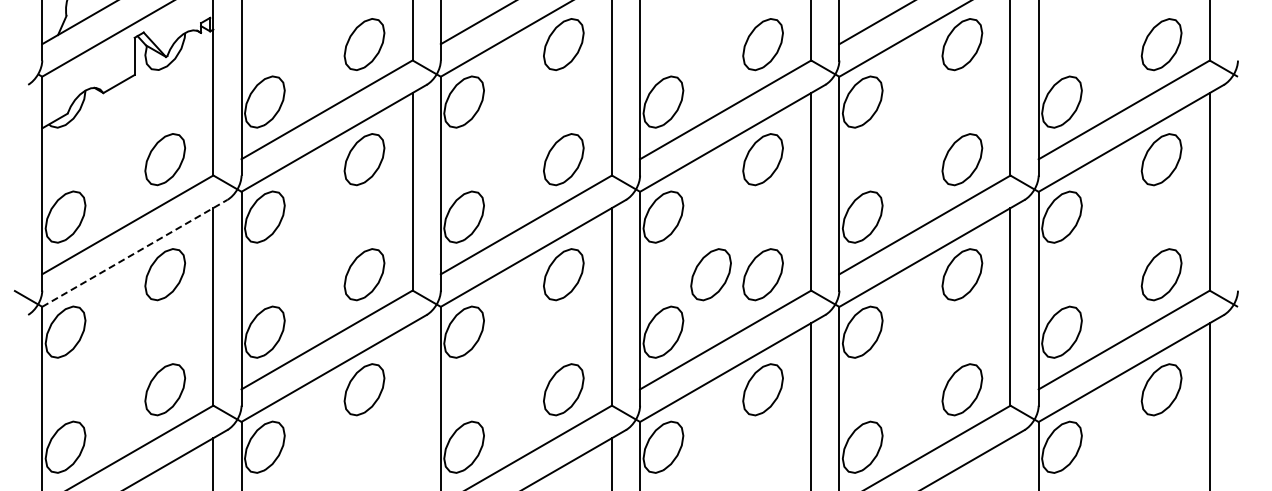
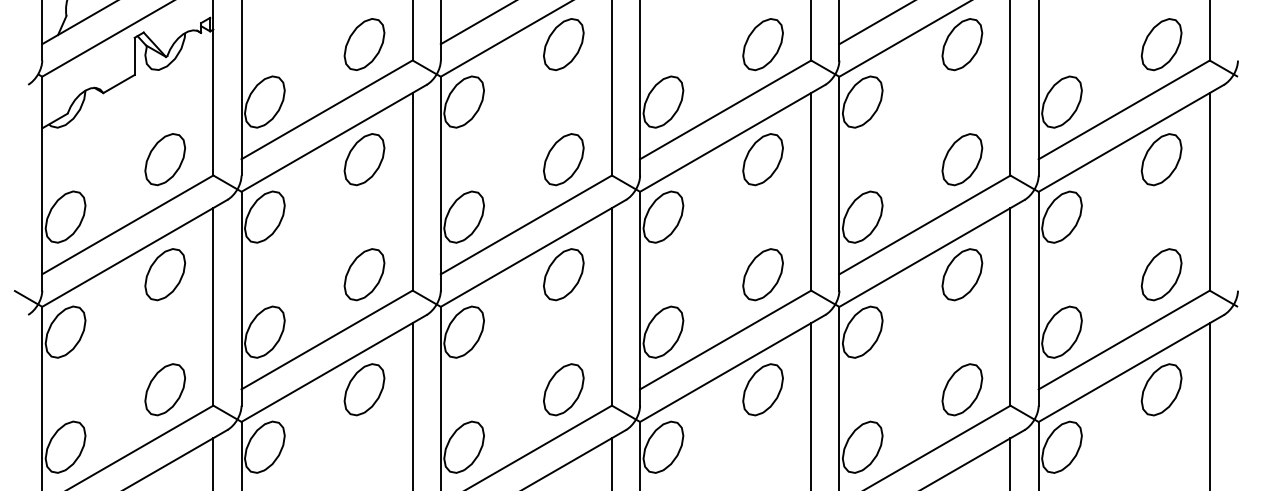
line: dashed -> solid (134, 253)
part: present -> none (710, 274)
line: none -> present (412, 405)
line: none -> present (1010, 462)
